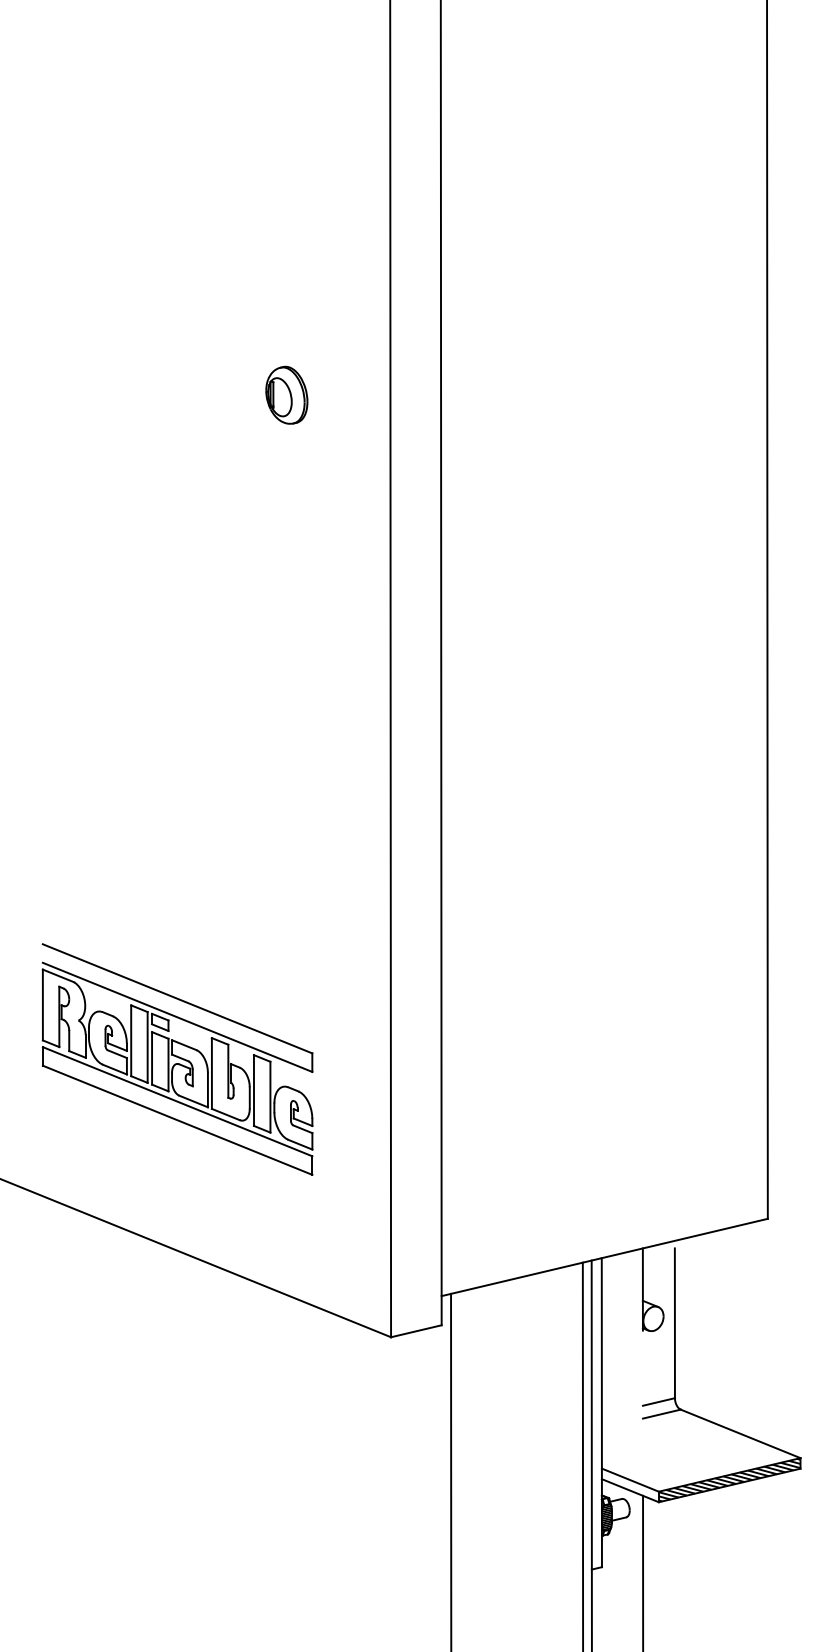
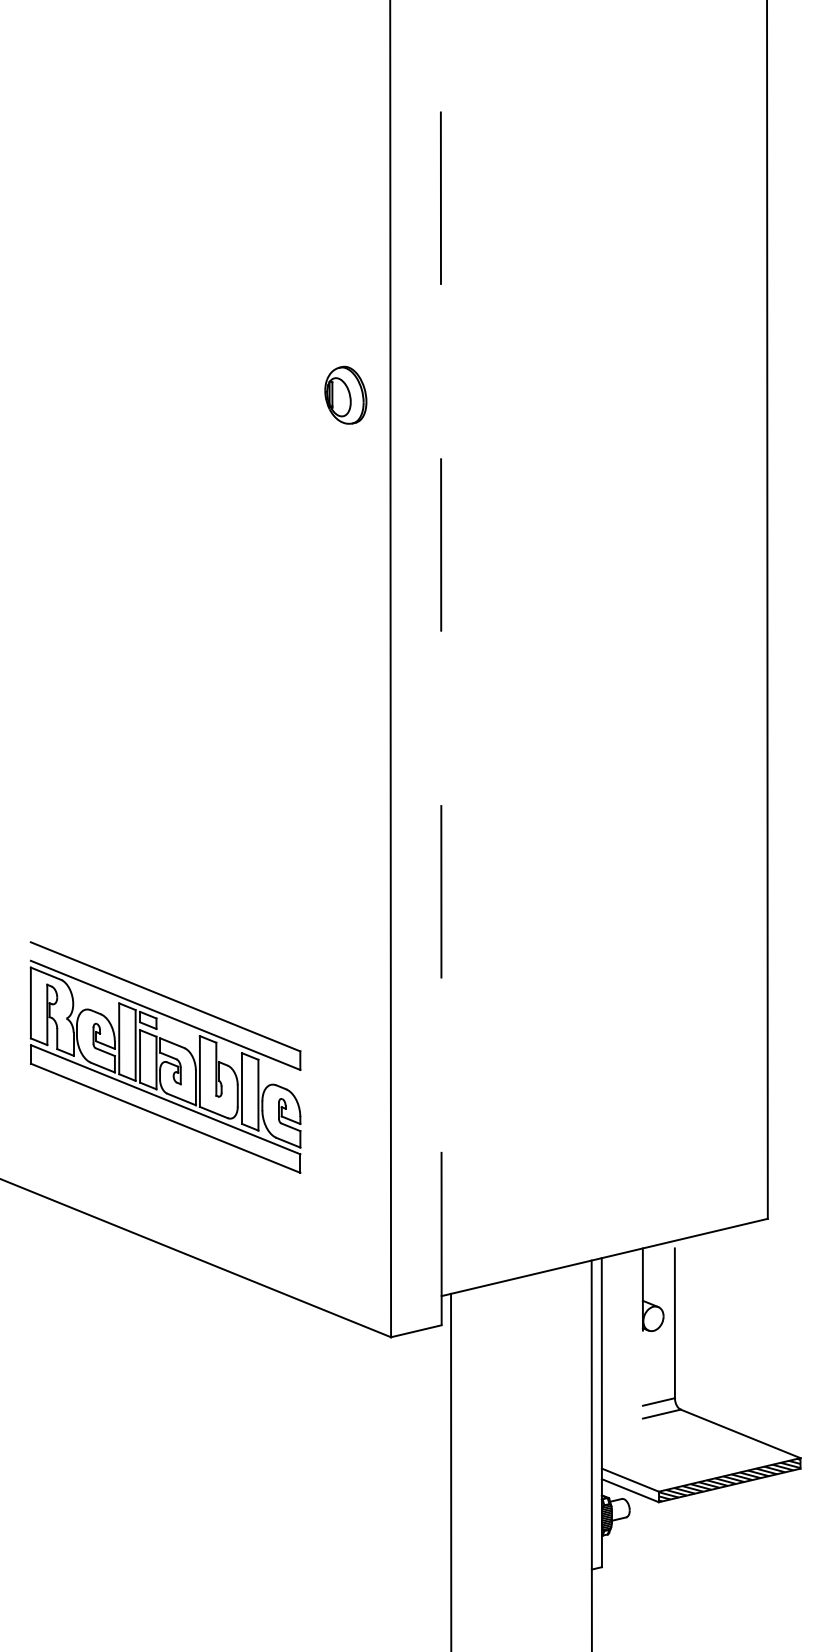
part position: (286, 394) -> (345, 394) (345, 394)
line: solid -> dashed (441, 662)
part position: (177, 1059) -> (165, 1057) (165, 1057)
line: present -> none (582, 1455)
line: present -> none (643, 1571)
